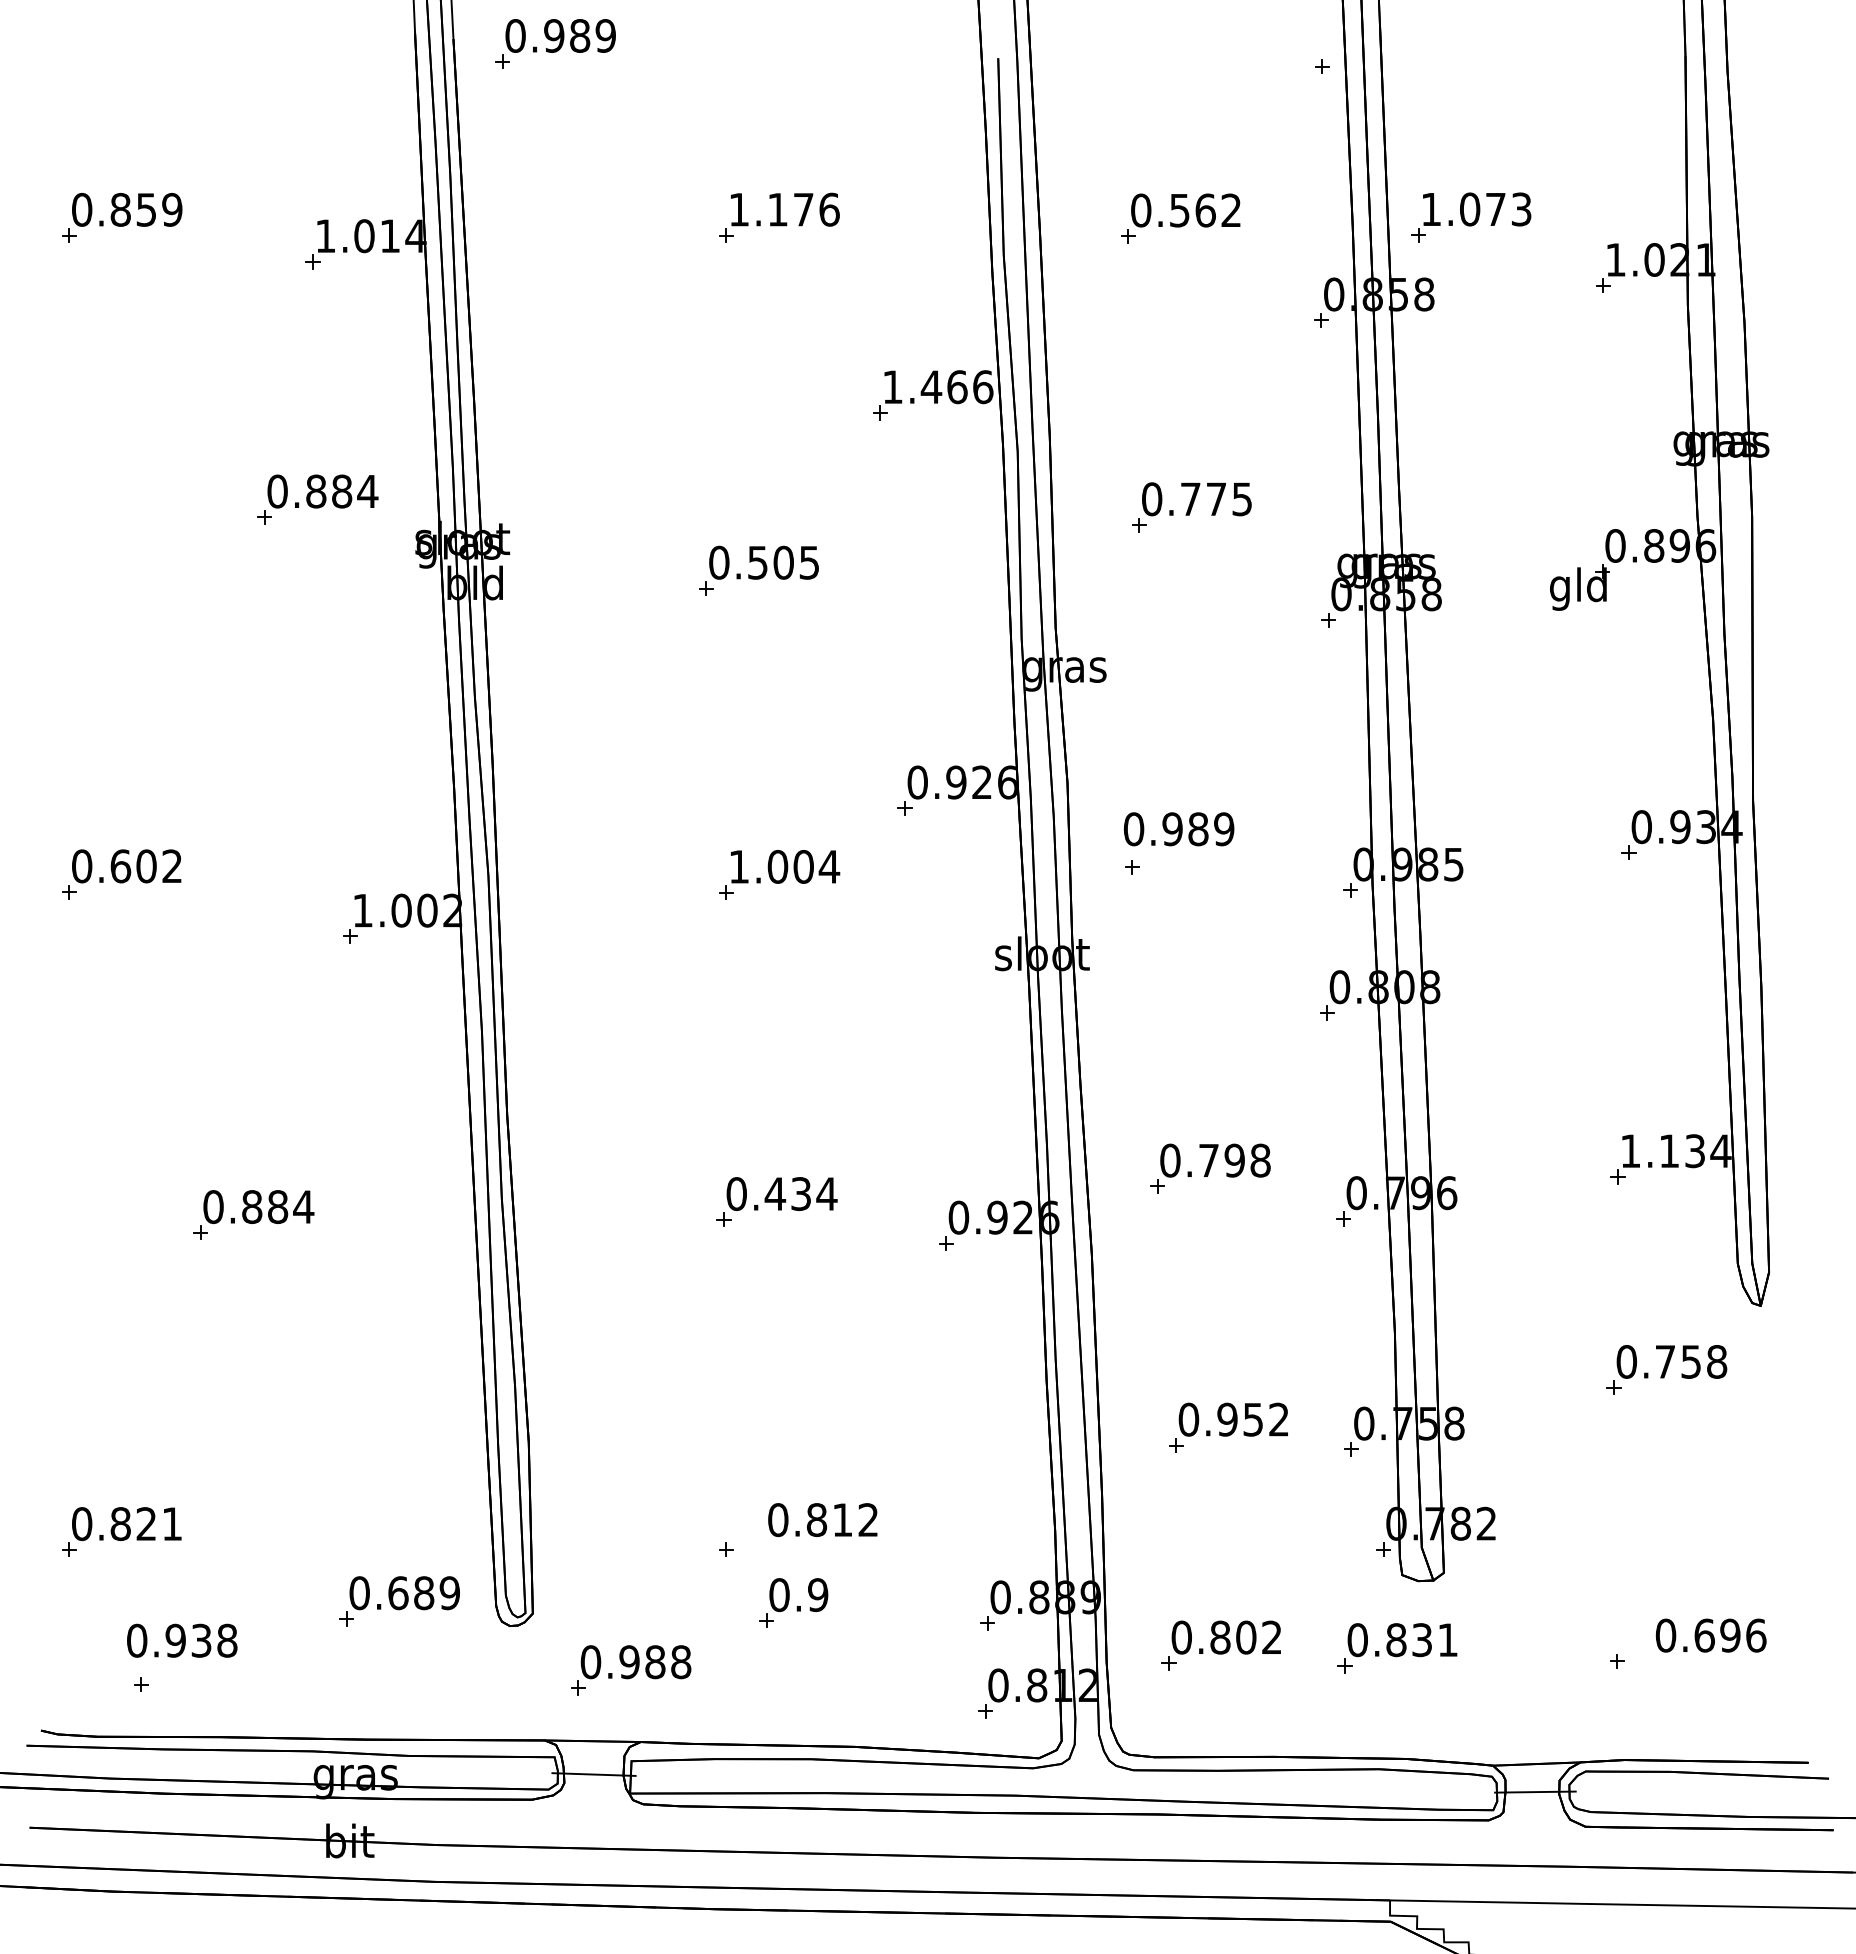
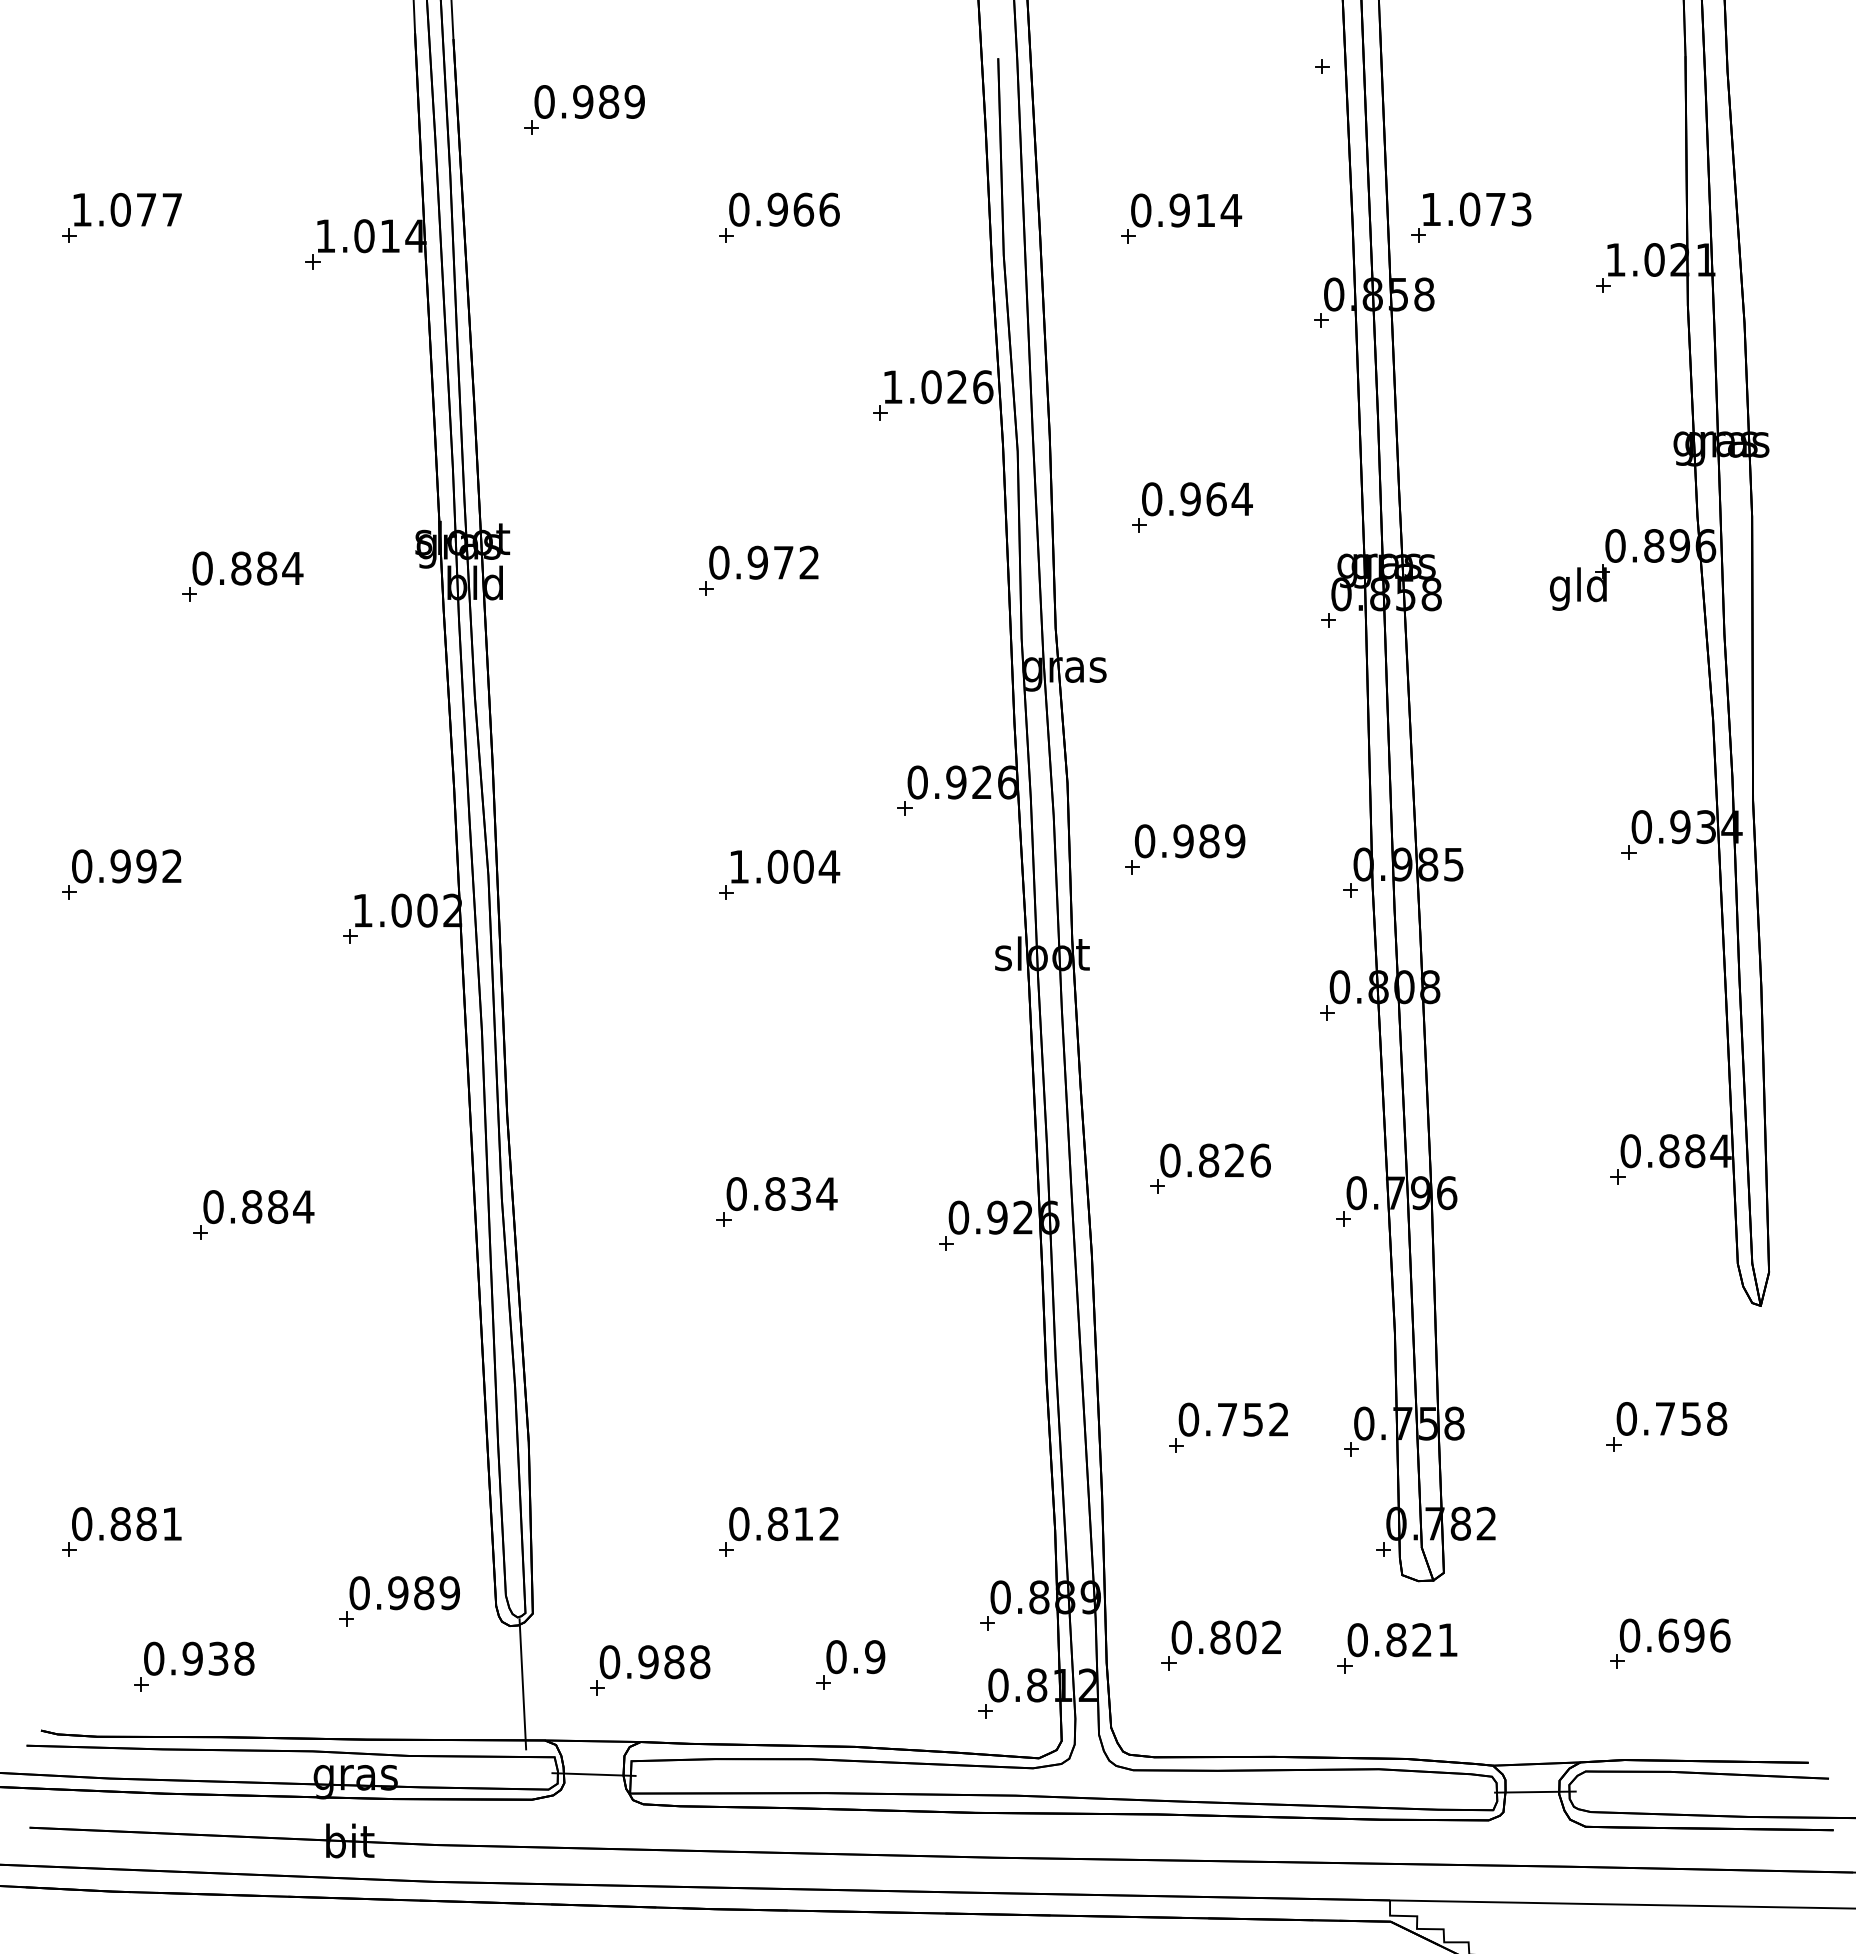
part position: (555, 43) -> (584, 109) (584, 109)
text: 0.859 -> 1.077 (127, 209)
text: 1.176 -> 0.966 (771, 209)
text: 0.562 -> 0.914 (1205, 210)
text: 1.466 -> 1.026 (943, 387)
part position: (317, 499) -> (242, 576) (242, 576)
text: 0.775 -> 0.964 (1216, 499)
text: 0.505 -> 0.972 (782, 562)
text position: (1178, 829) -> (1189, 841) (1189, 841)
text: 0.602 -> 0.992 (133, 866)
text: 1.134 -> 0.884 (1662, 1151)
text: 0.798 -> 0.826 (1234, 1160)
text: 0.434 -> 0.834 (775, 1194)
part position: (1666, 1369) -> (1666, 1426) (1666, 1426)
text: 0.952 -> 0.752 (1227, 1419)
text position: (822, 1520) -> (783, 1524) (783, 1524)
text: 0.821 -> 0.881 (146, 1524)
text: 0.689 -> 0.989 (398, 1593)
part position: (793, 1602) -> (850, 1664) (850, 1664)
text position: (1710, 1635) -> (1674, 1635) (1674, 1635)
text position: (182, 1640) -> (199, 1658) (199, 1658)
text: 0.831 -> 0.821 (1421, 1640)
part position: (631, 1670) -> (650, 1670) (650, 1670)
line: none -> present (522, 1684)
